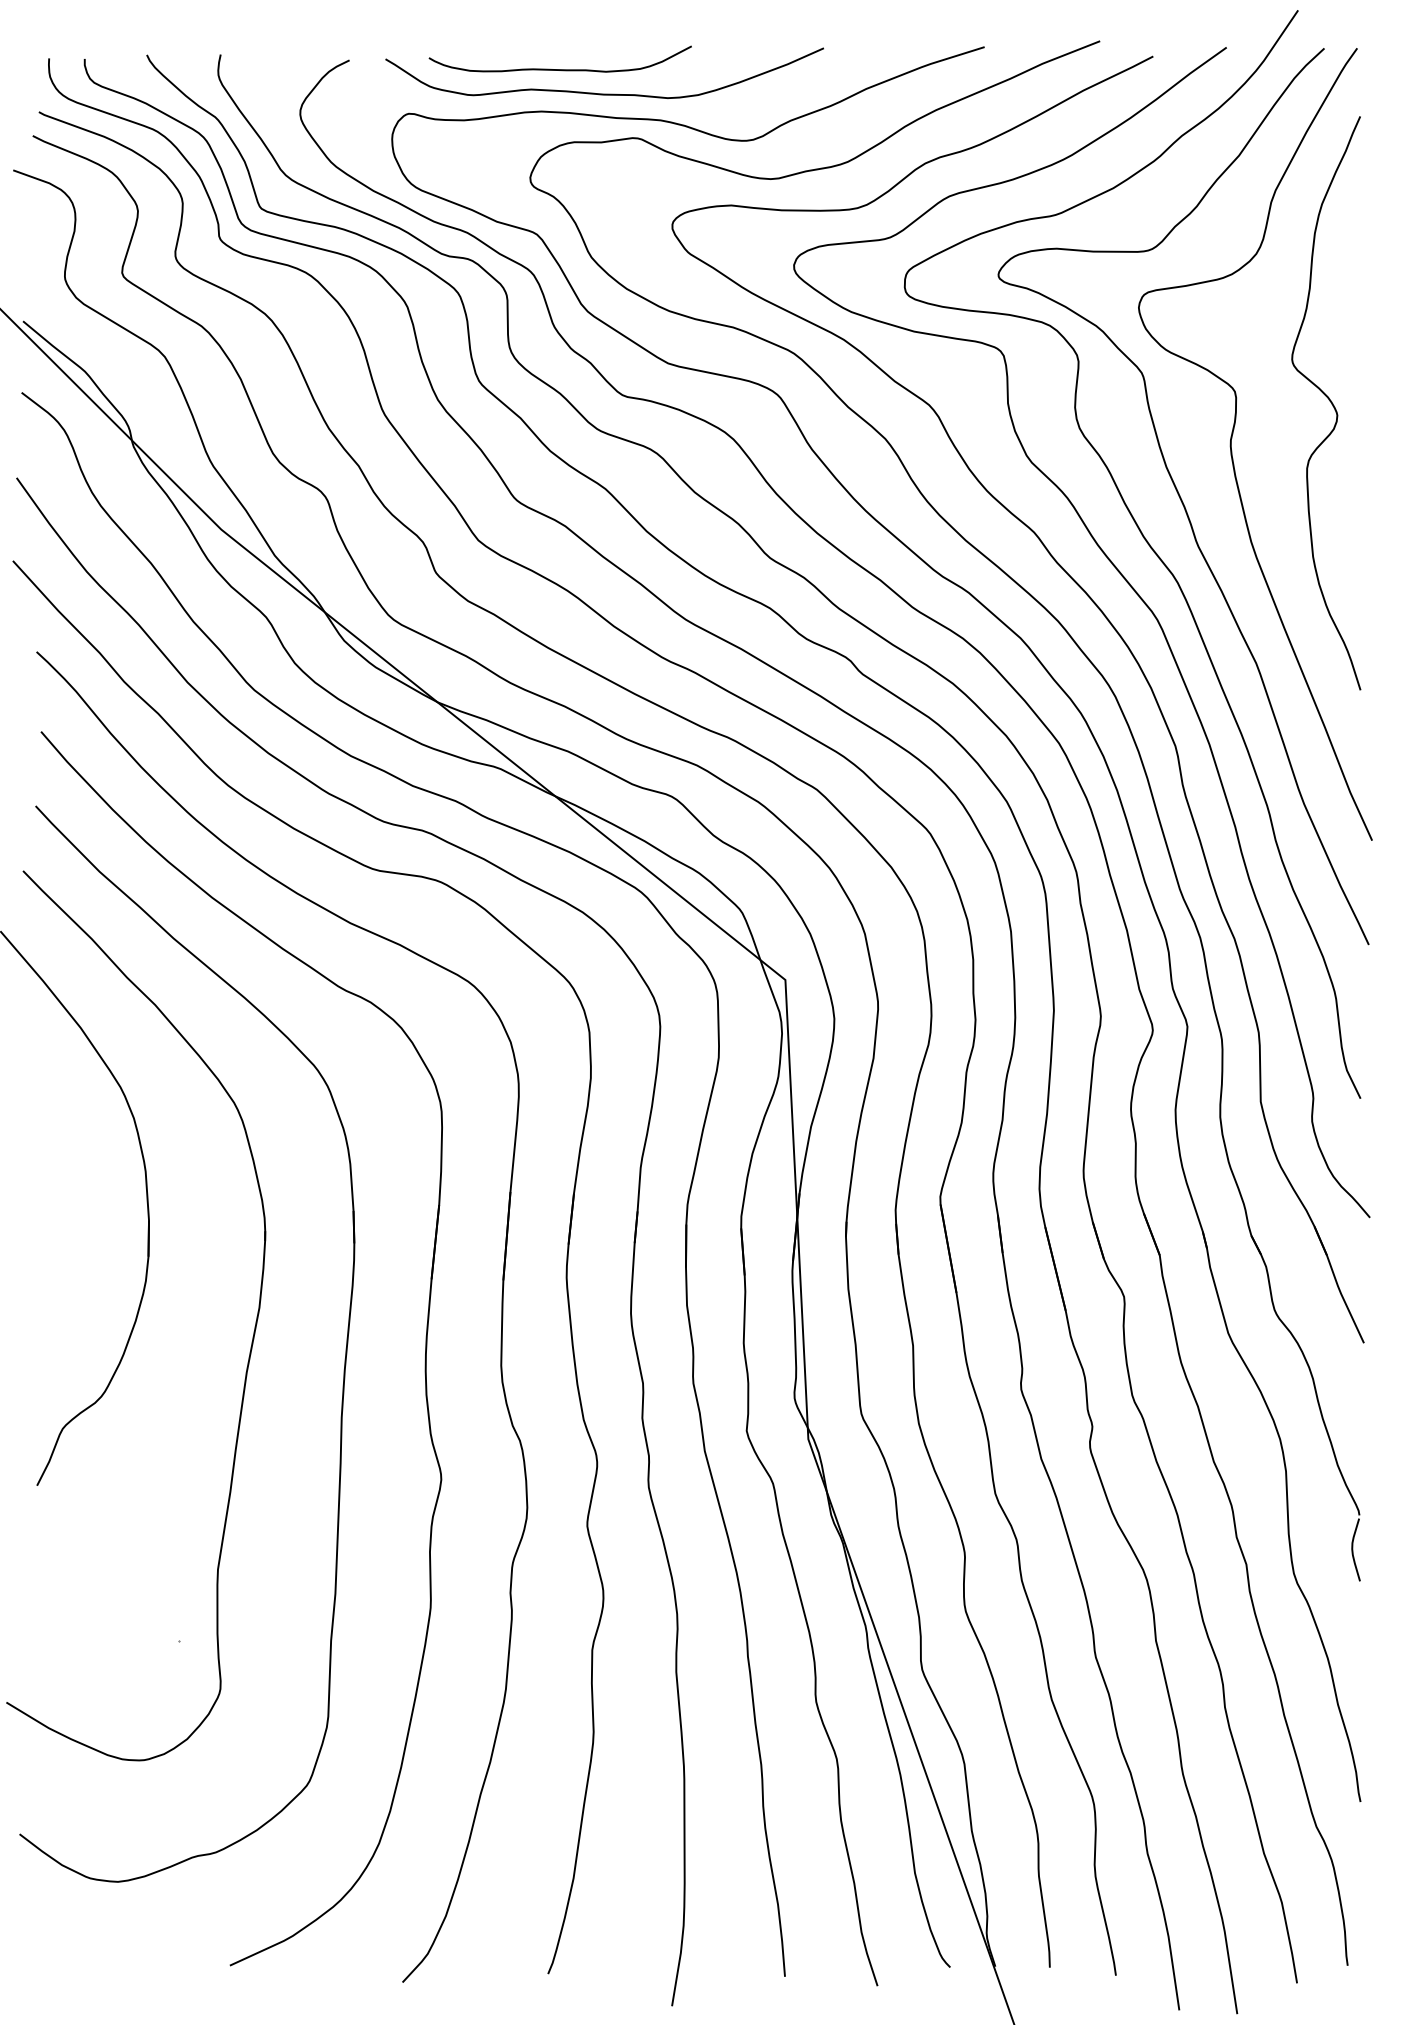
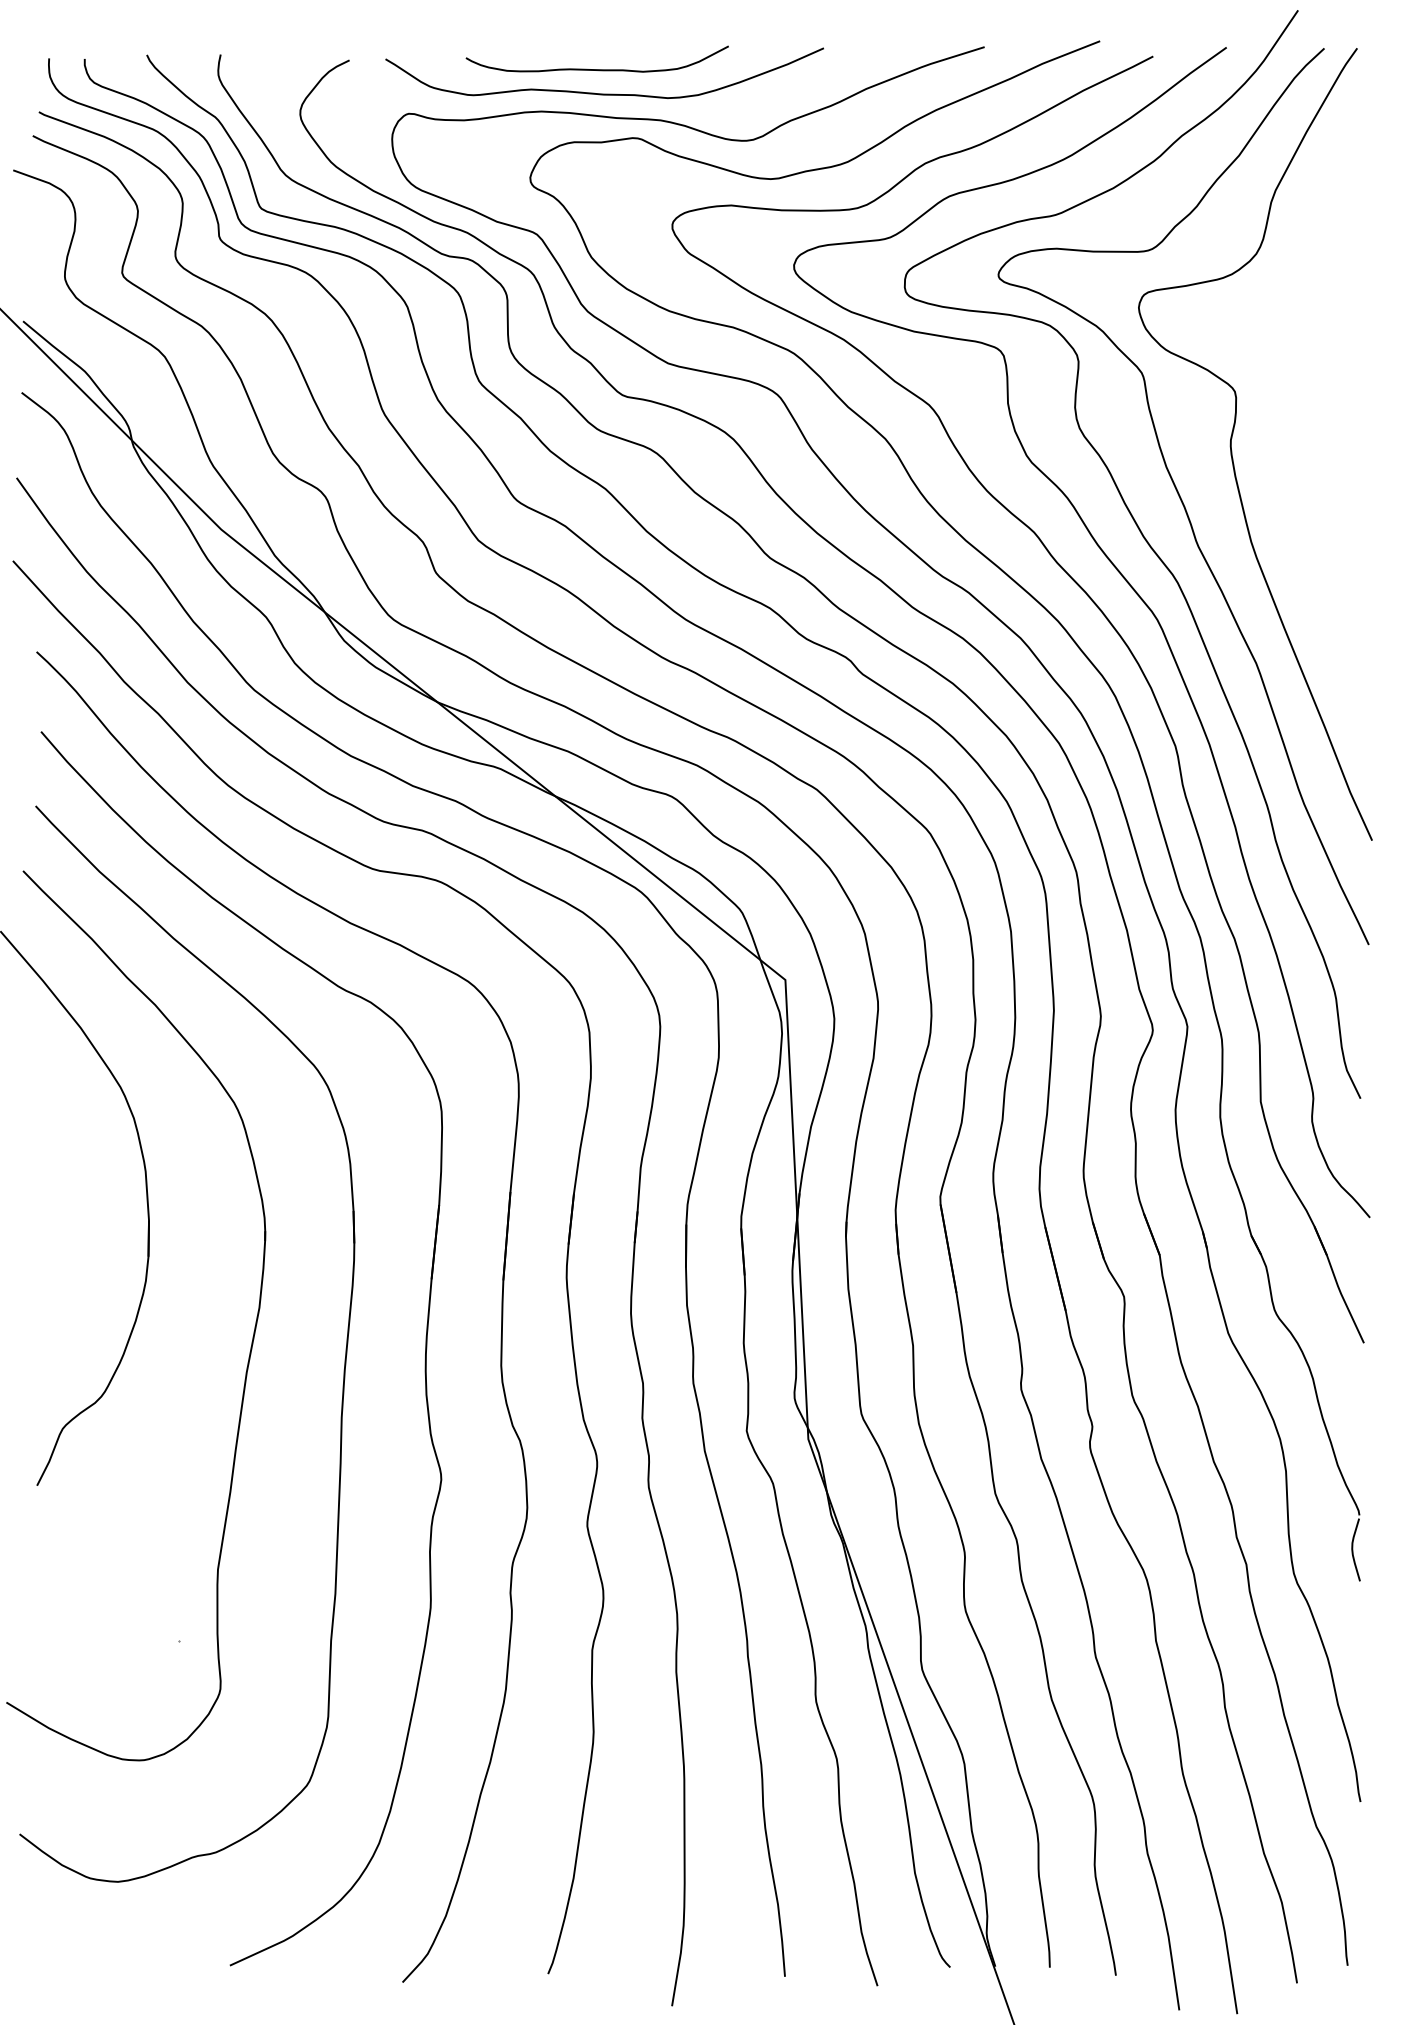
curve position: (559, 69) -> (596, 69) (596, 69)
curve: present -> none (1329, 401)
